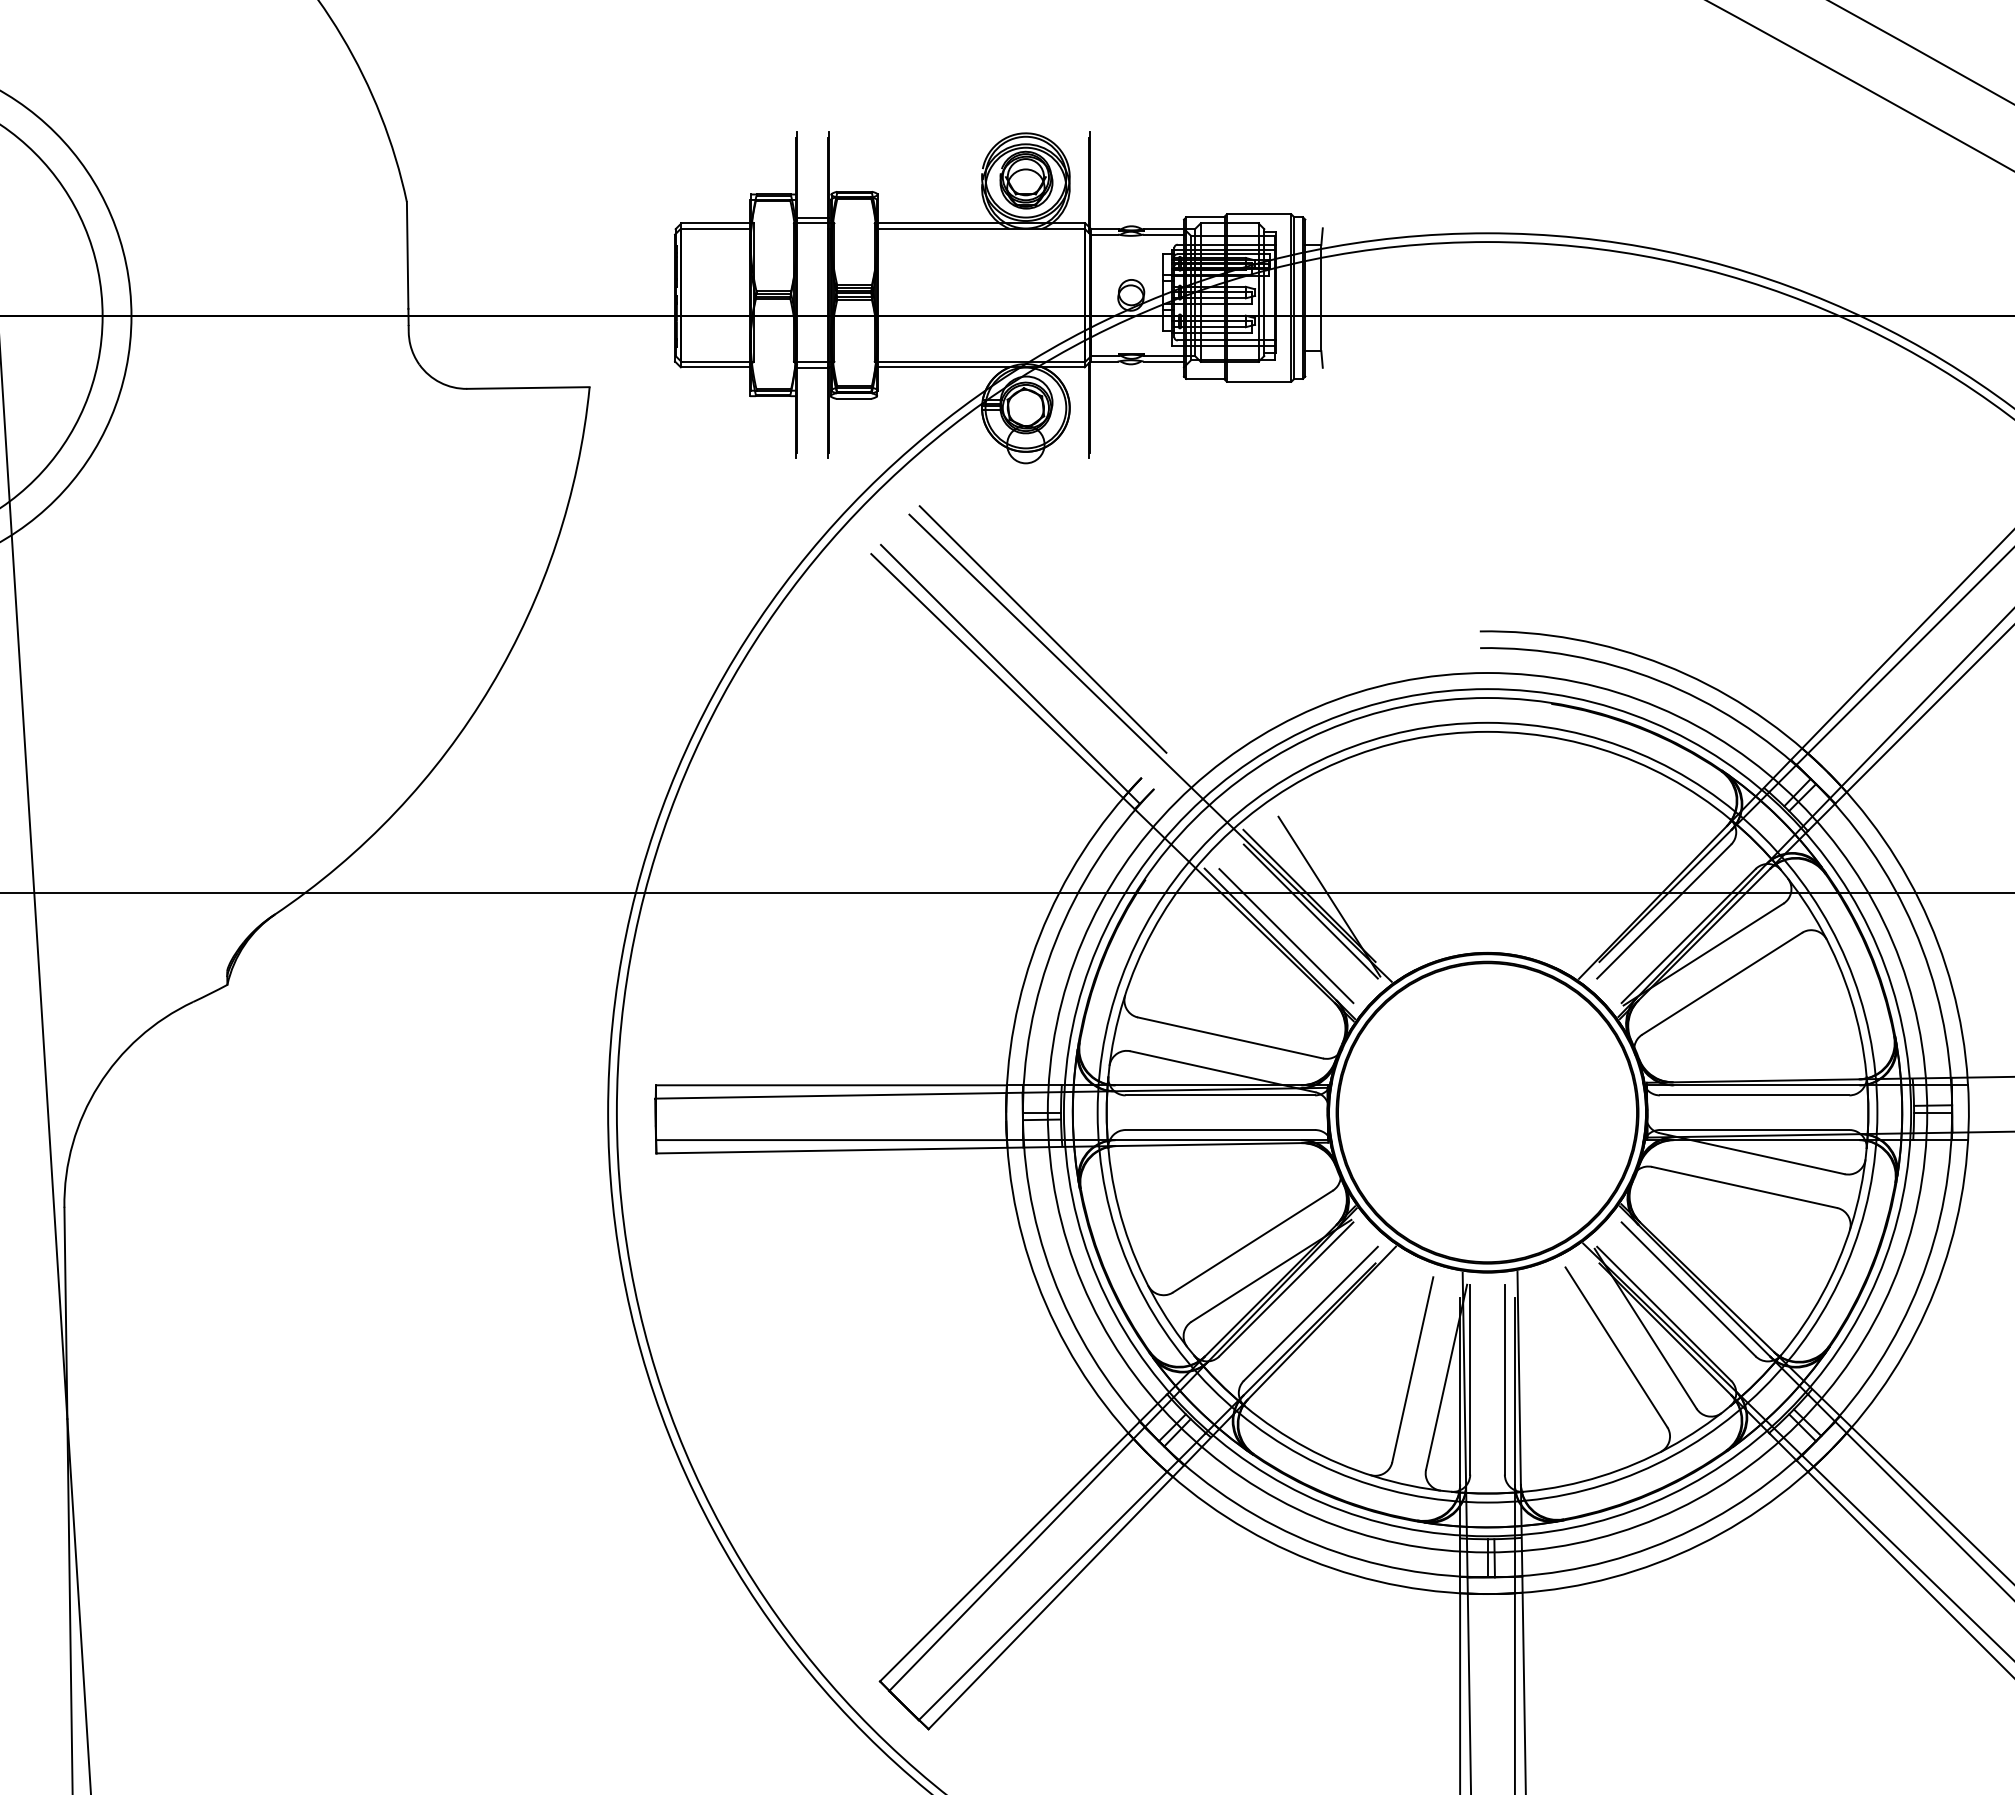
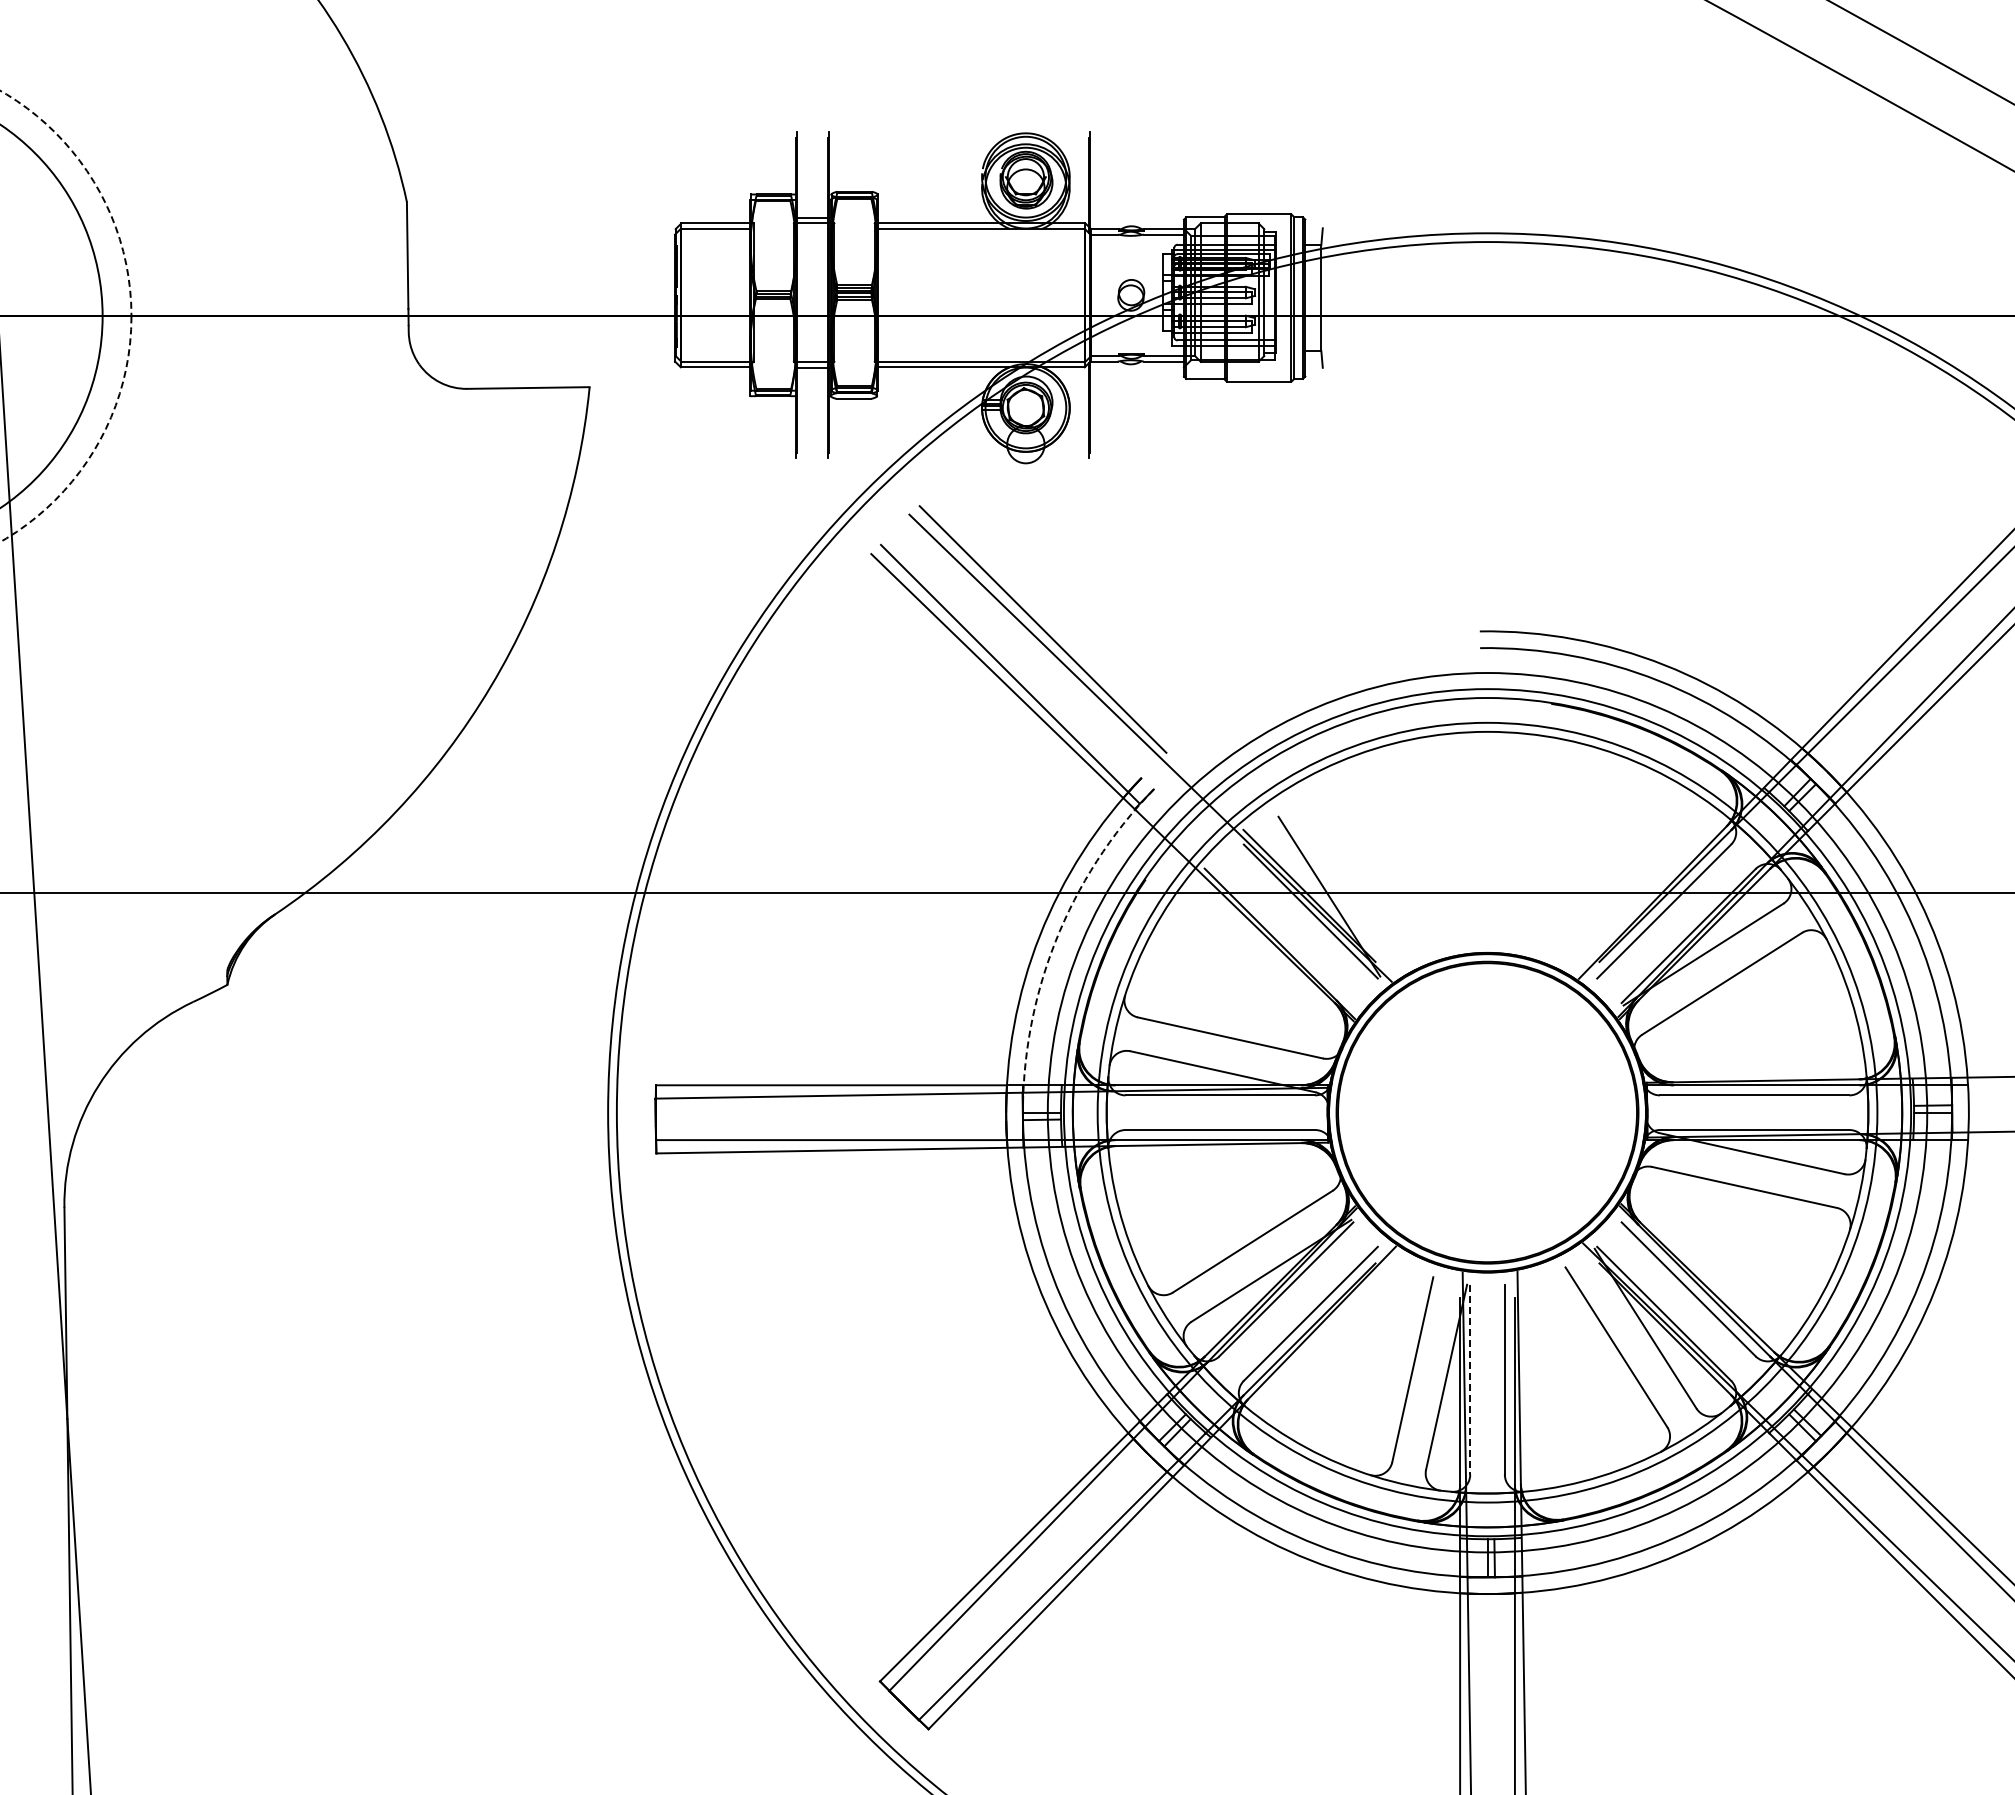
circle: solid -> dashed (65, 315)
line: present -> none (1286, 936)
arc: solid -> dashed (1055, 941)
line: solid -> dashed (1470, 1379)
